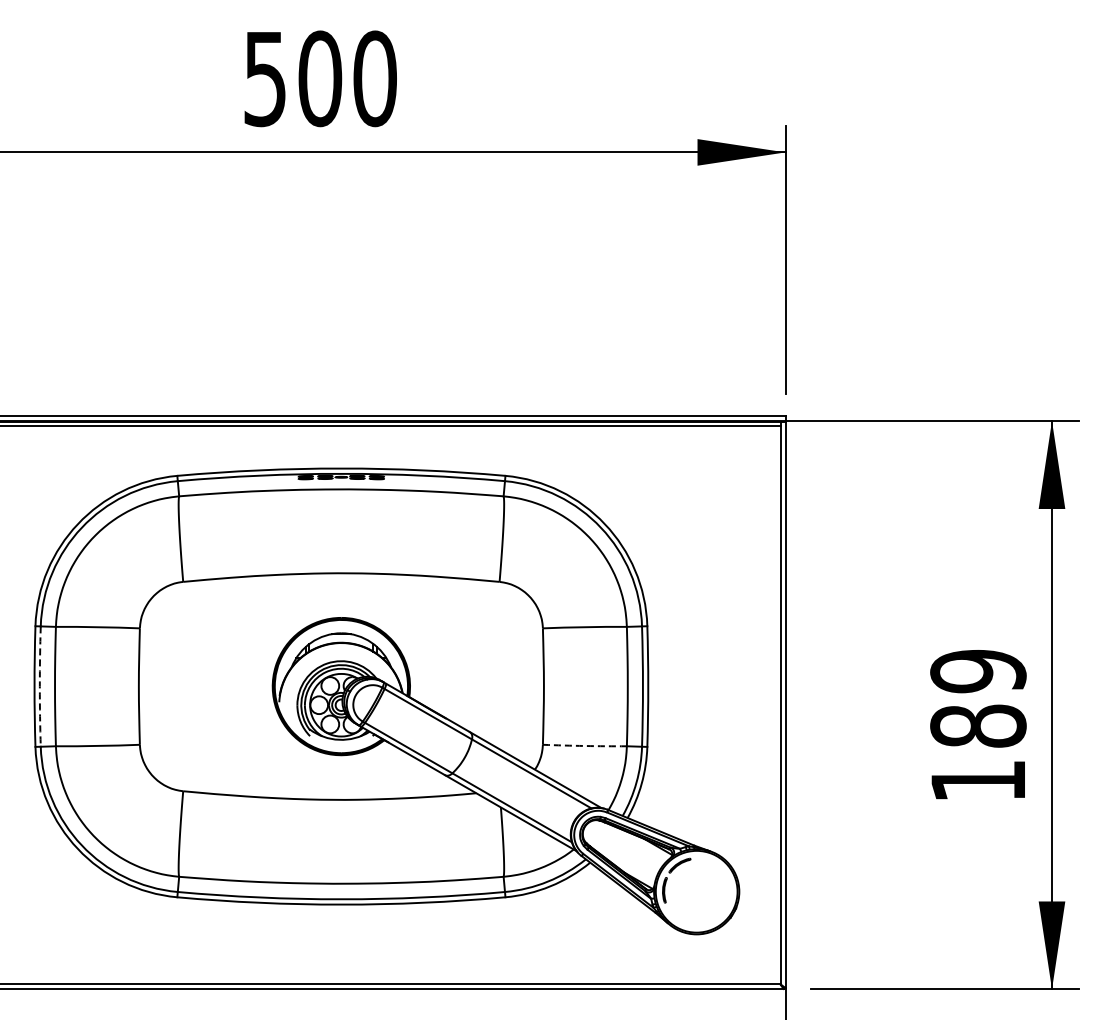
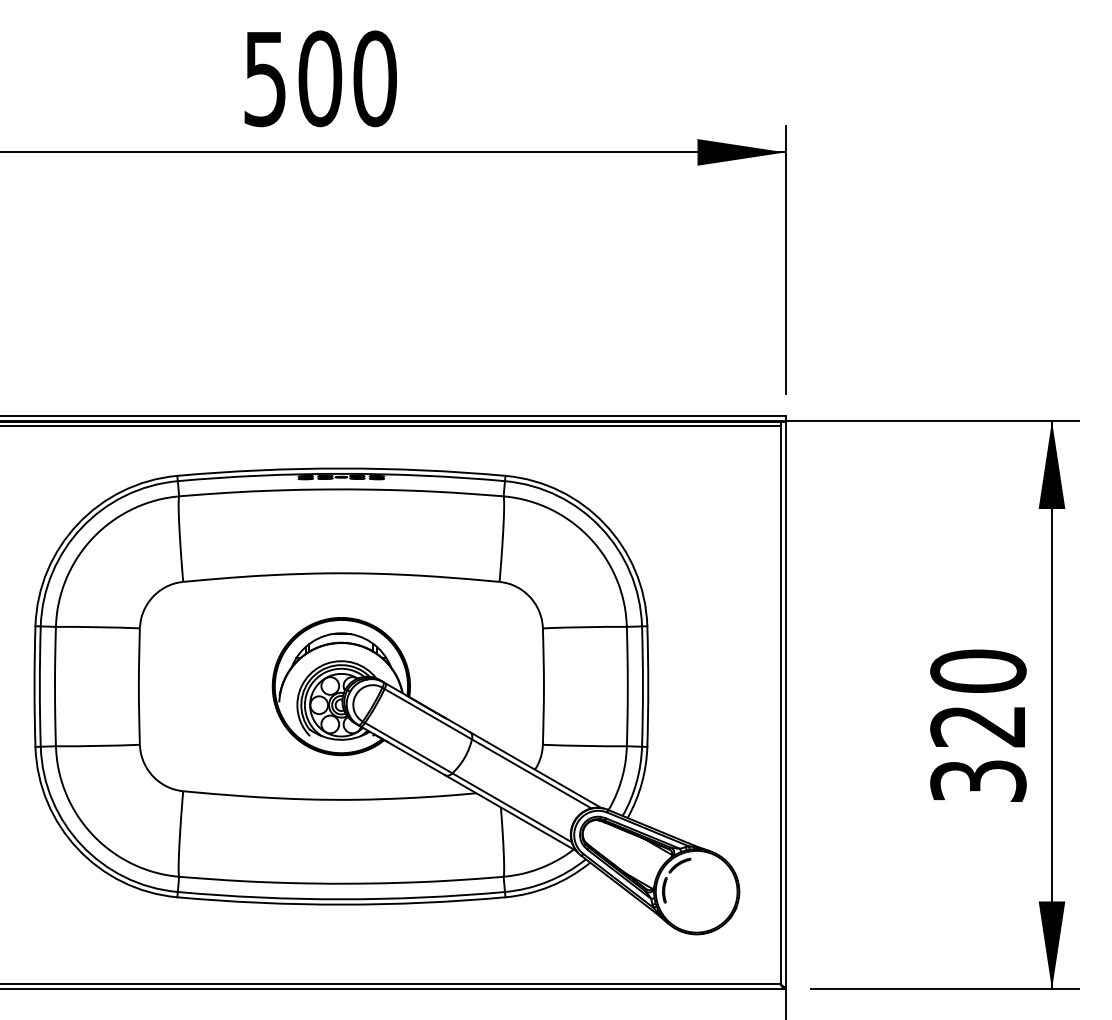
arc: dashed -> solid (39, 686)
text: 189 -> 320 (978, 725)
arc: dashed -> solid (584, 746)
